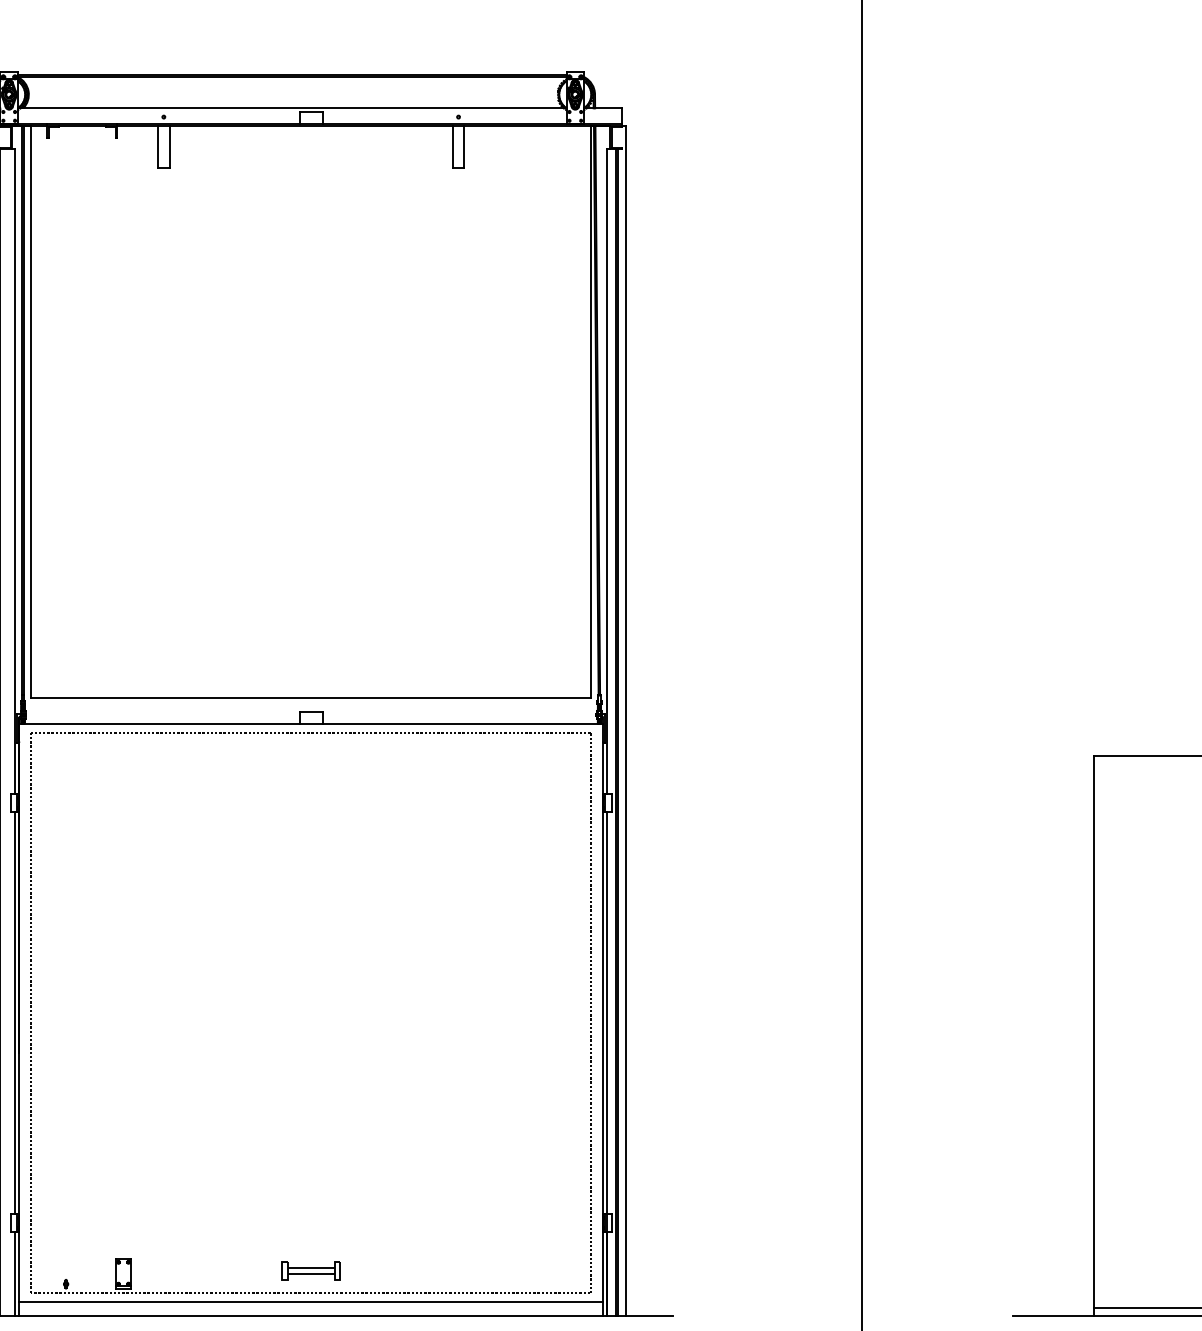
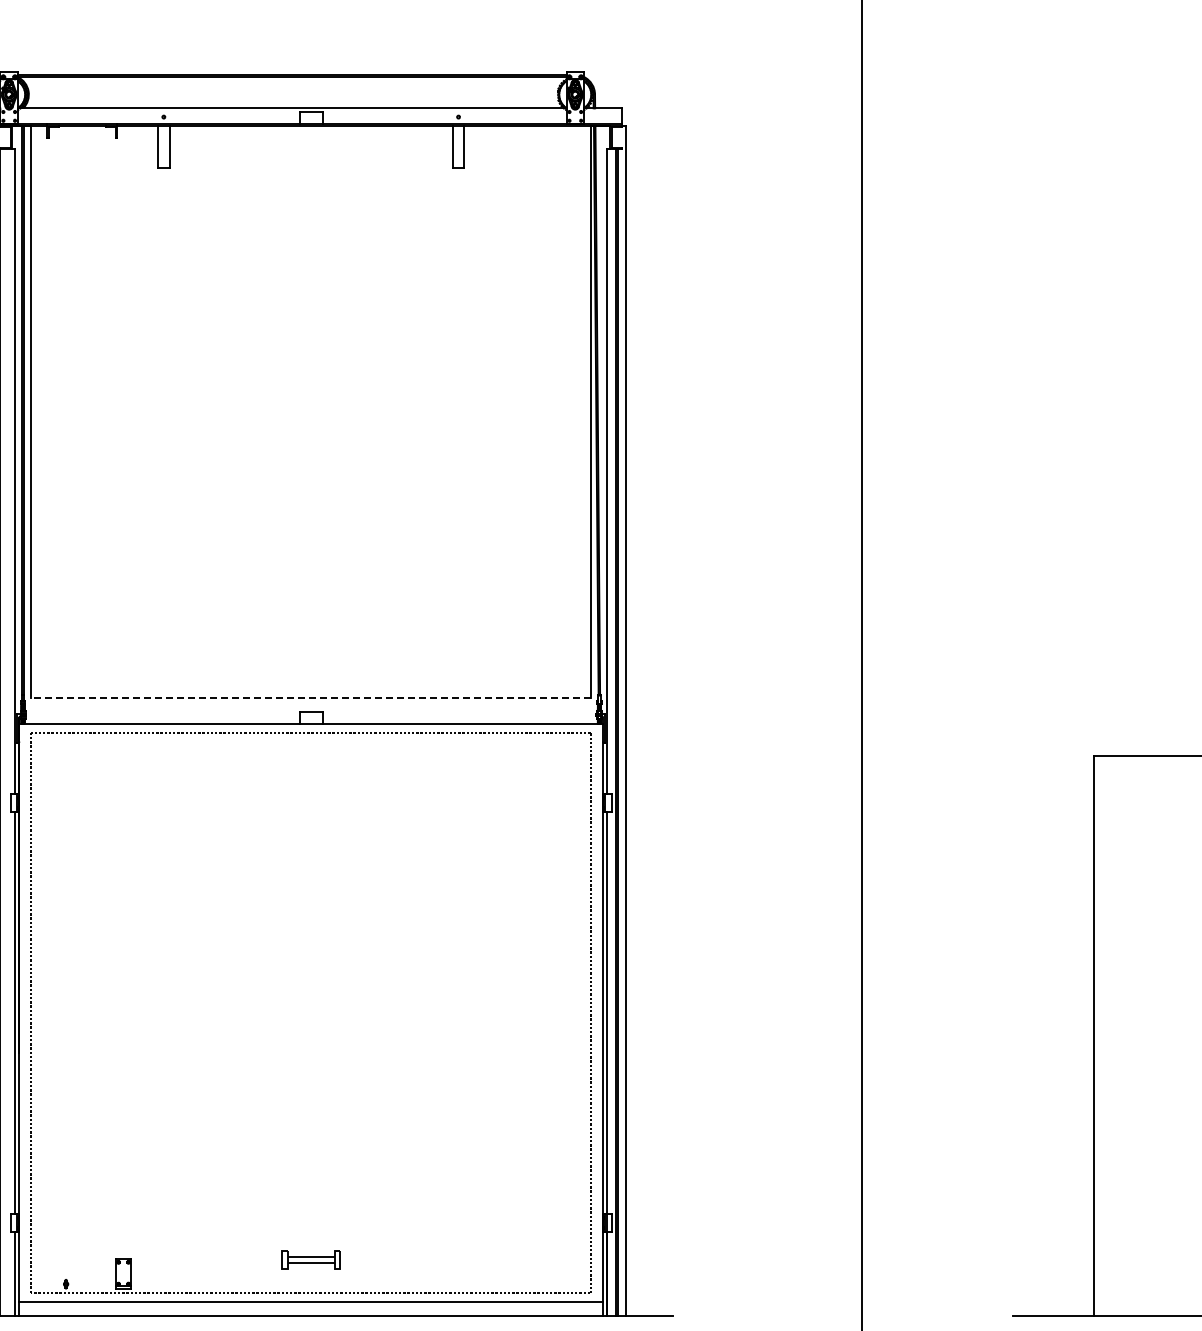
line: solid -> dashed (310, 697)
part position: (310, 1270) -> (310, 1259) (310, 1259)
line: present -> none (1146, 1307)
